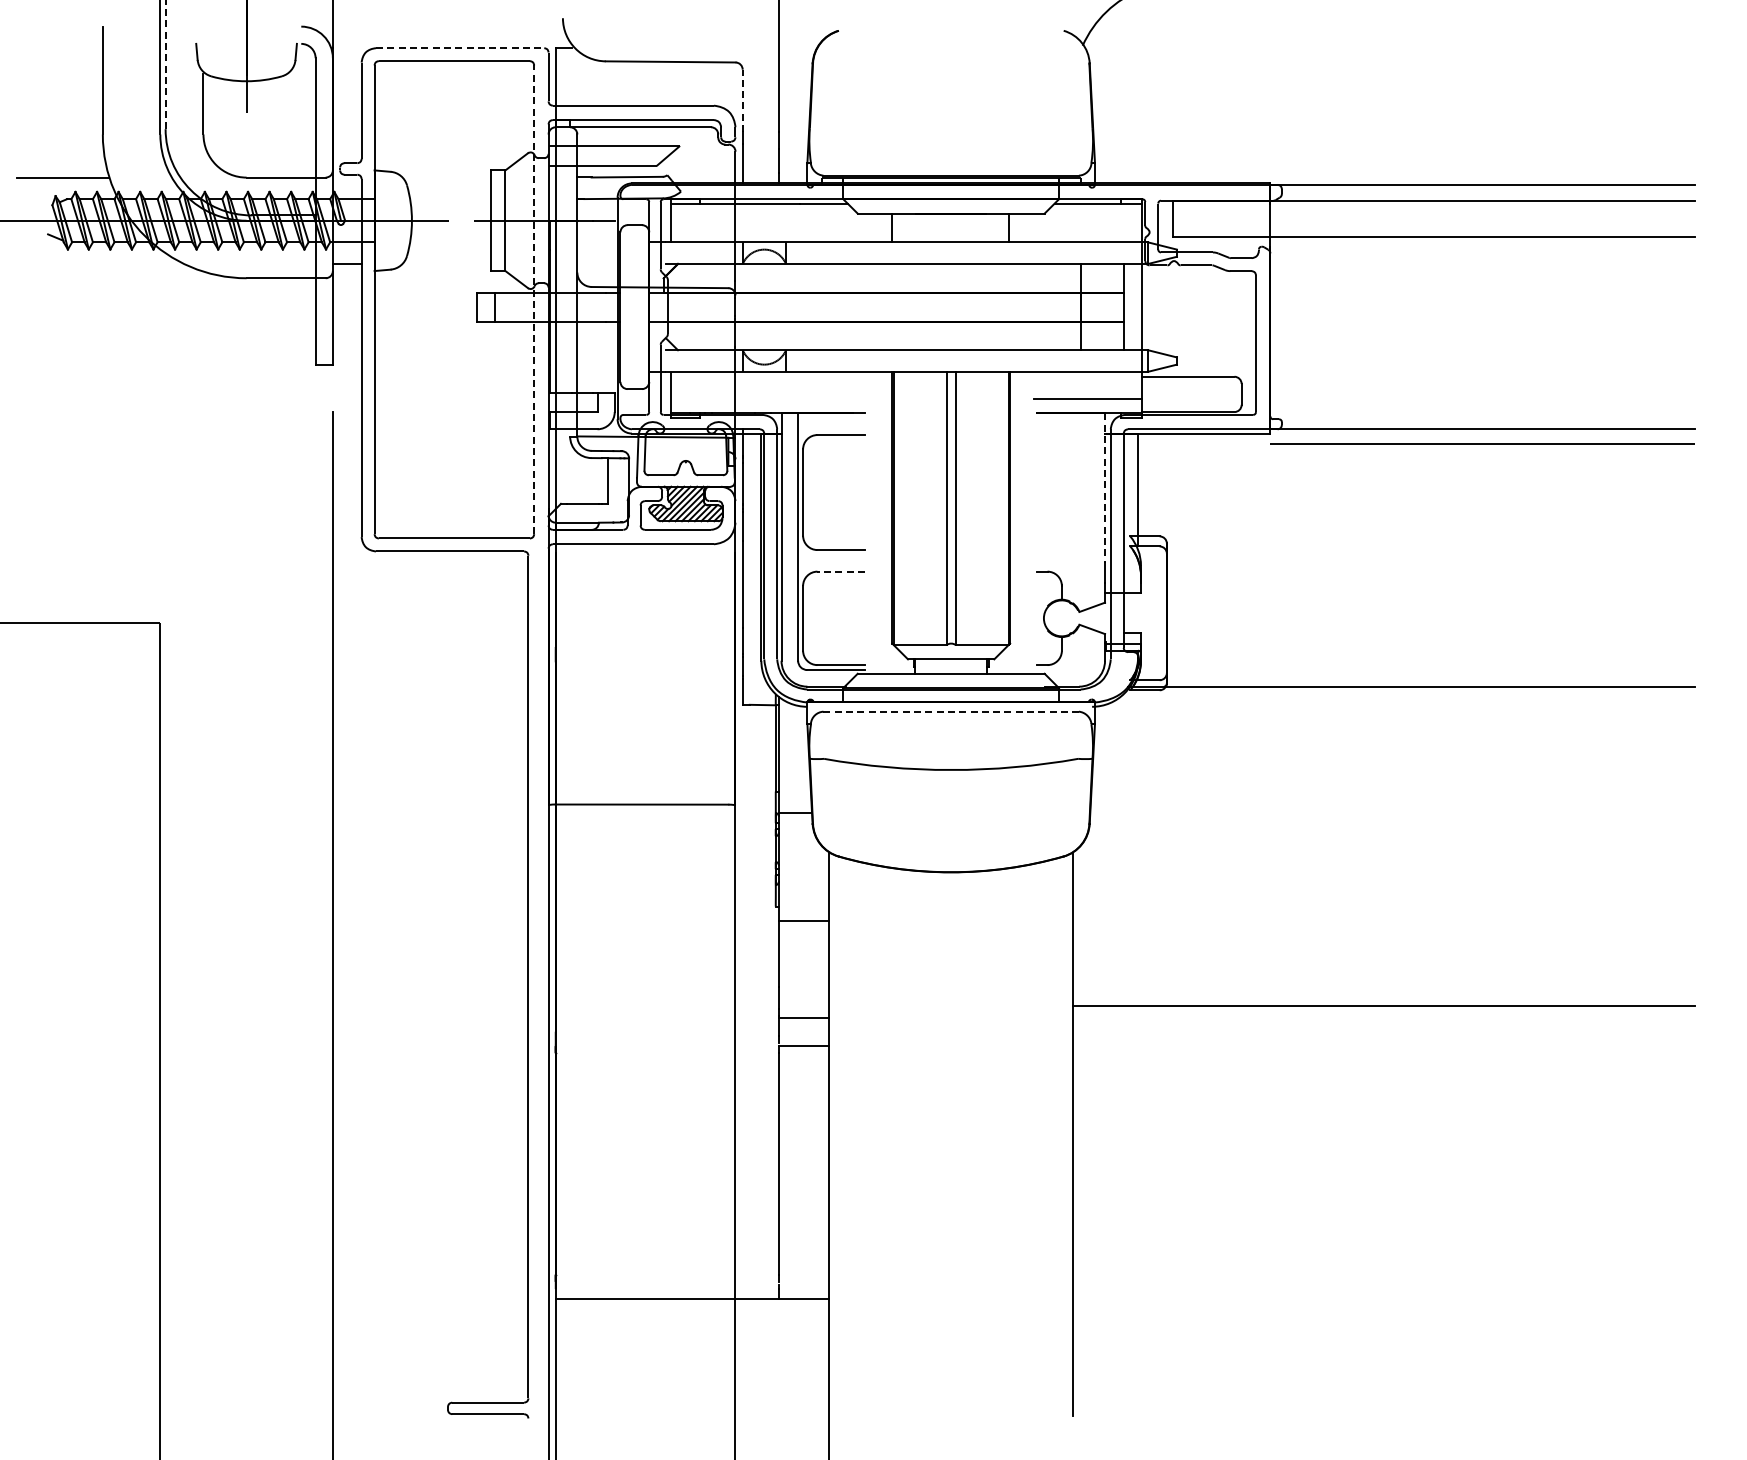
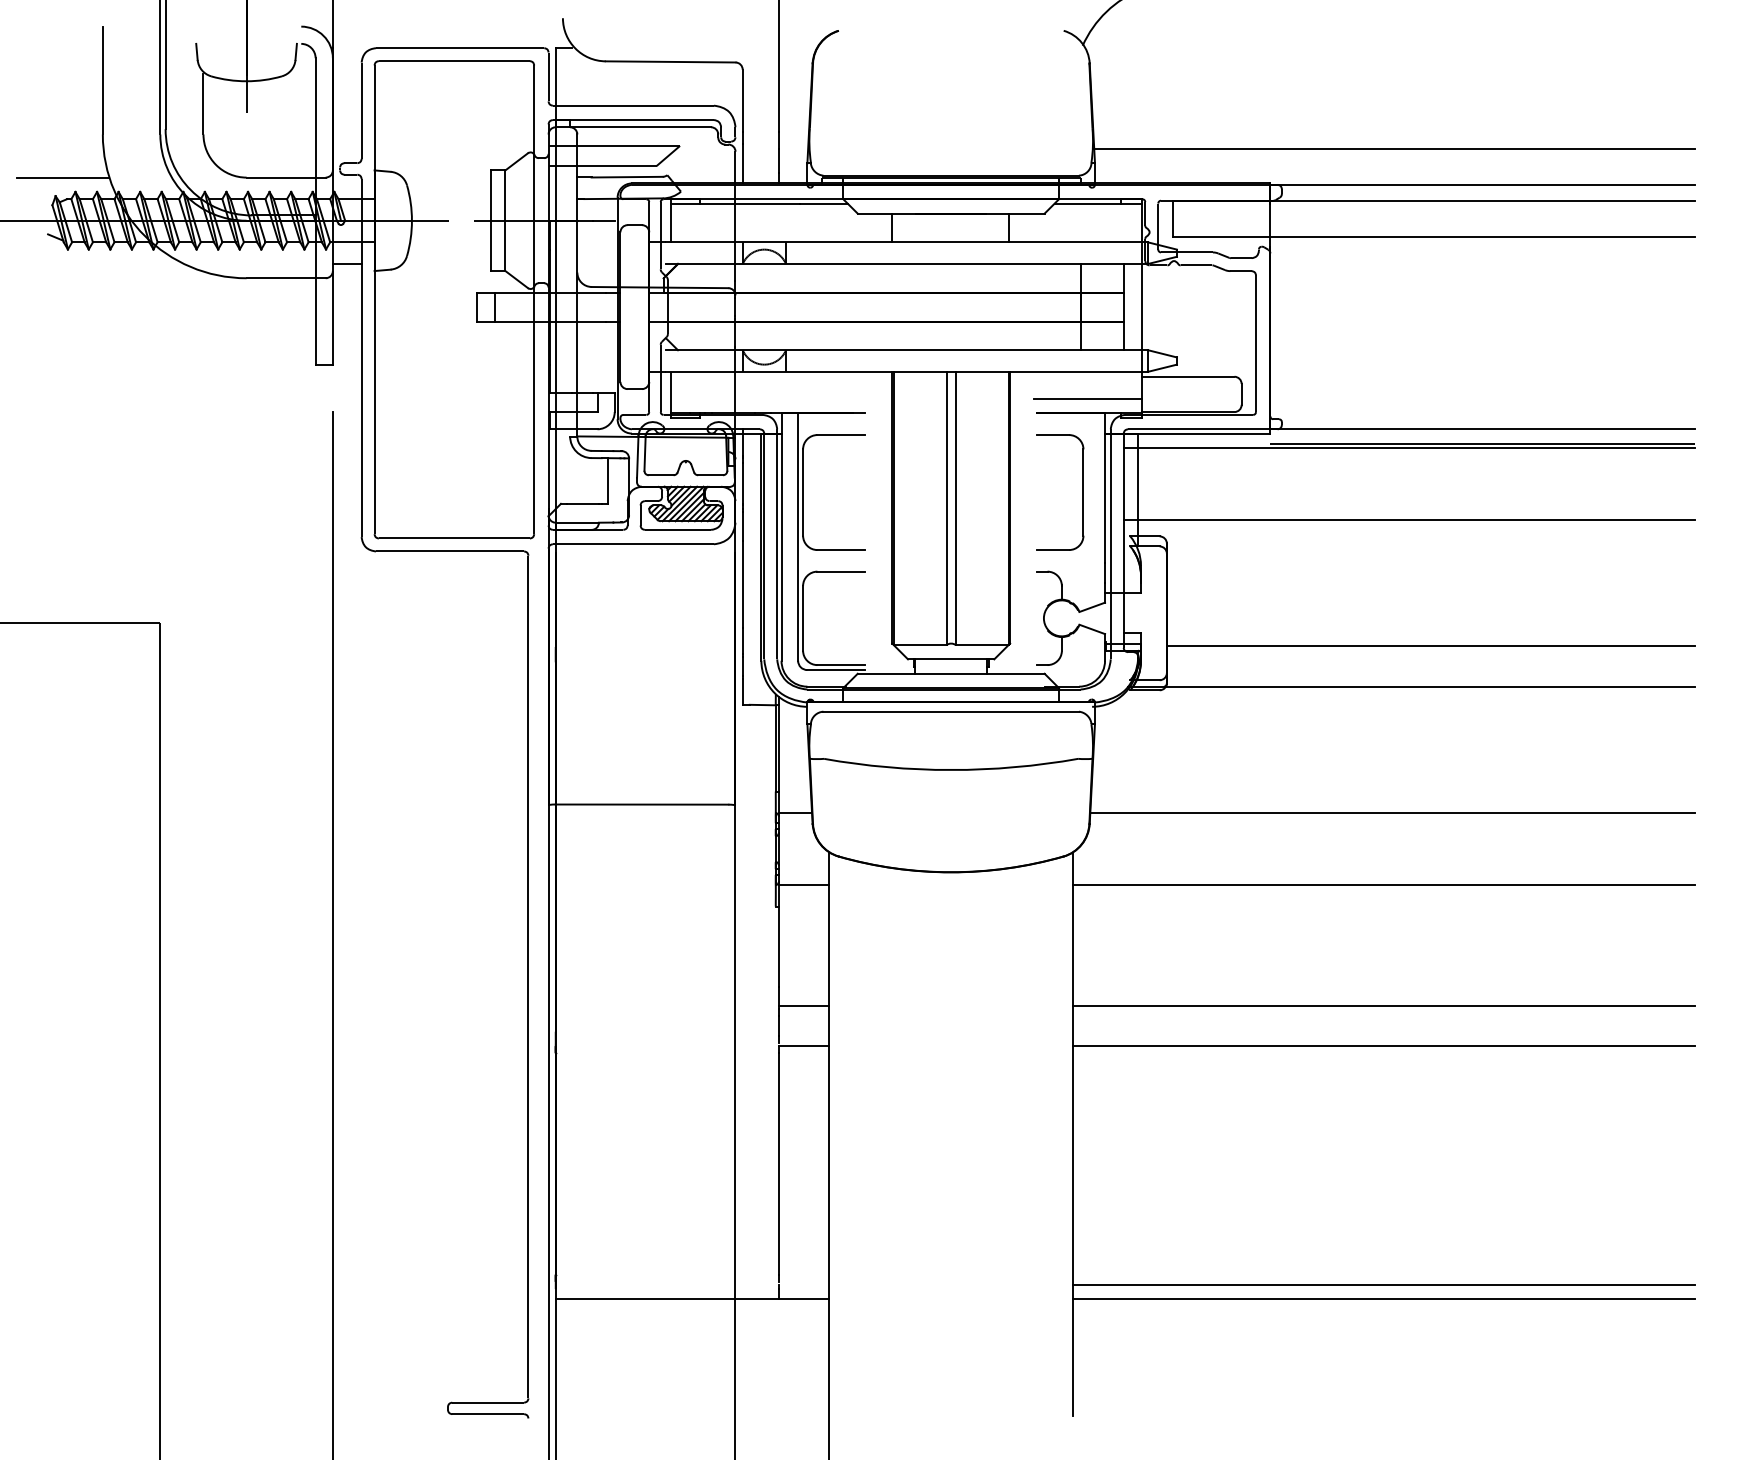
line: dashed -> solid (460, 48)
line: dashed -> solid (165, 64)
line: dashed -> solid (742, 100)
line: none -> present (1394, 148)
line: dashed -> solid (534, 299)
line: none -> present (1408, 447)
line: dashed -> solid (1105, 488)
part: none -> present (1082, 492)
line: none -> present (1408, 519)
line: dashed -> solid (841, 571)
line: none -> present (1430, 646)
line: dashed -> solid (951, 711)
line: none -> present (1392, 813)
line: none -> present (1383, 885)
line position: (803, 921) -> (803, 885) (803, 885)
line position: (803, 1017) -> (803, 1005) (803, 1005)
line: none -> present (1383, 1046)
line: none -> present (1383, 1284)
line: none -> present (1383, 1299)
